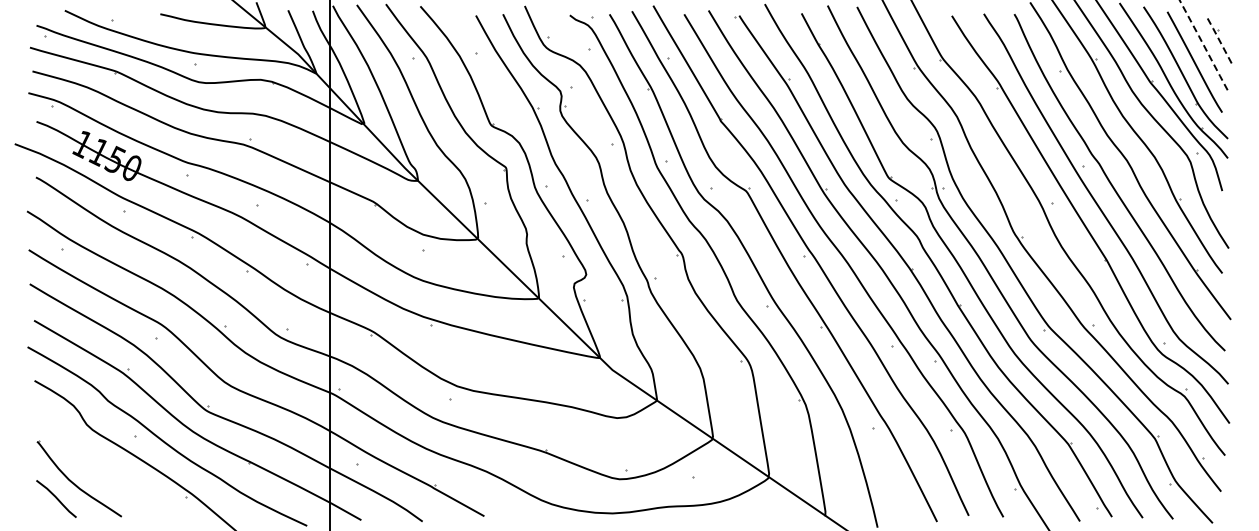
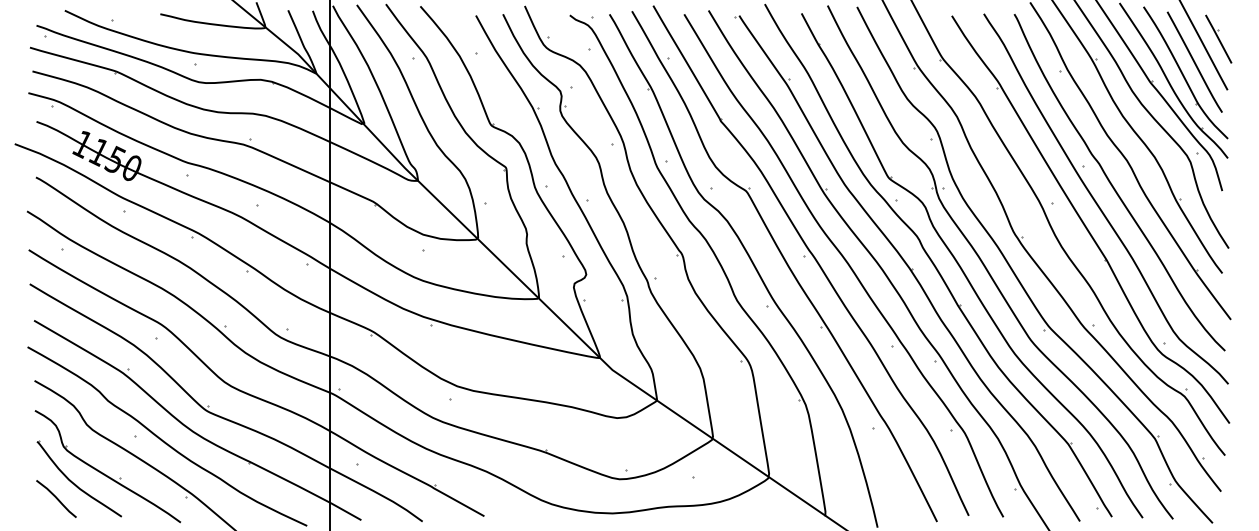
line: dashed -> solid (1218, 38)
line: dashed -> solid (1203, 45)
part: none -> present (104, 473)
